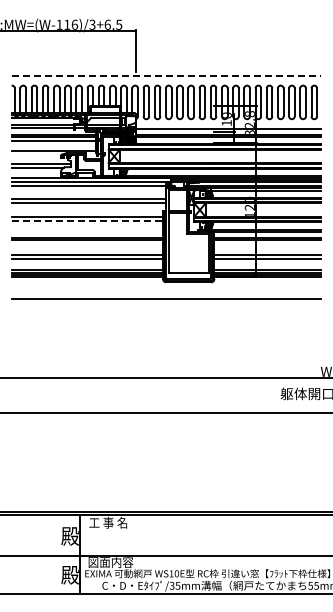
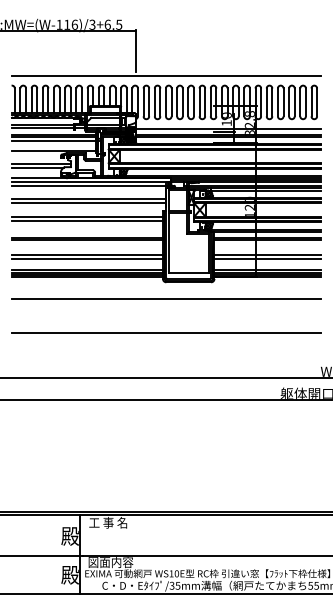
line: dashed -> solid (166, 75)
line: dashed -> solid (87, 221)
line: none -> present (166, 333)
line position: (165, 413) -> (165, 400) (165, 400)
